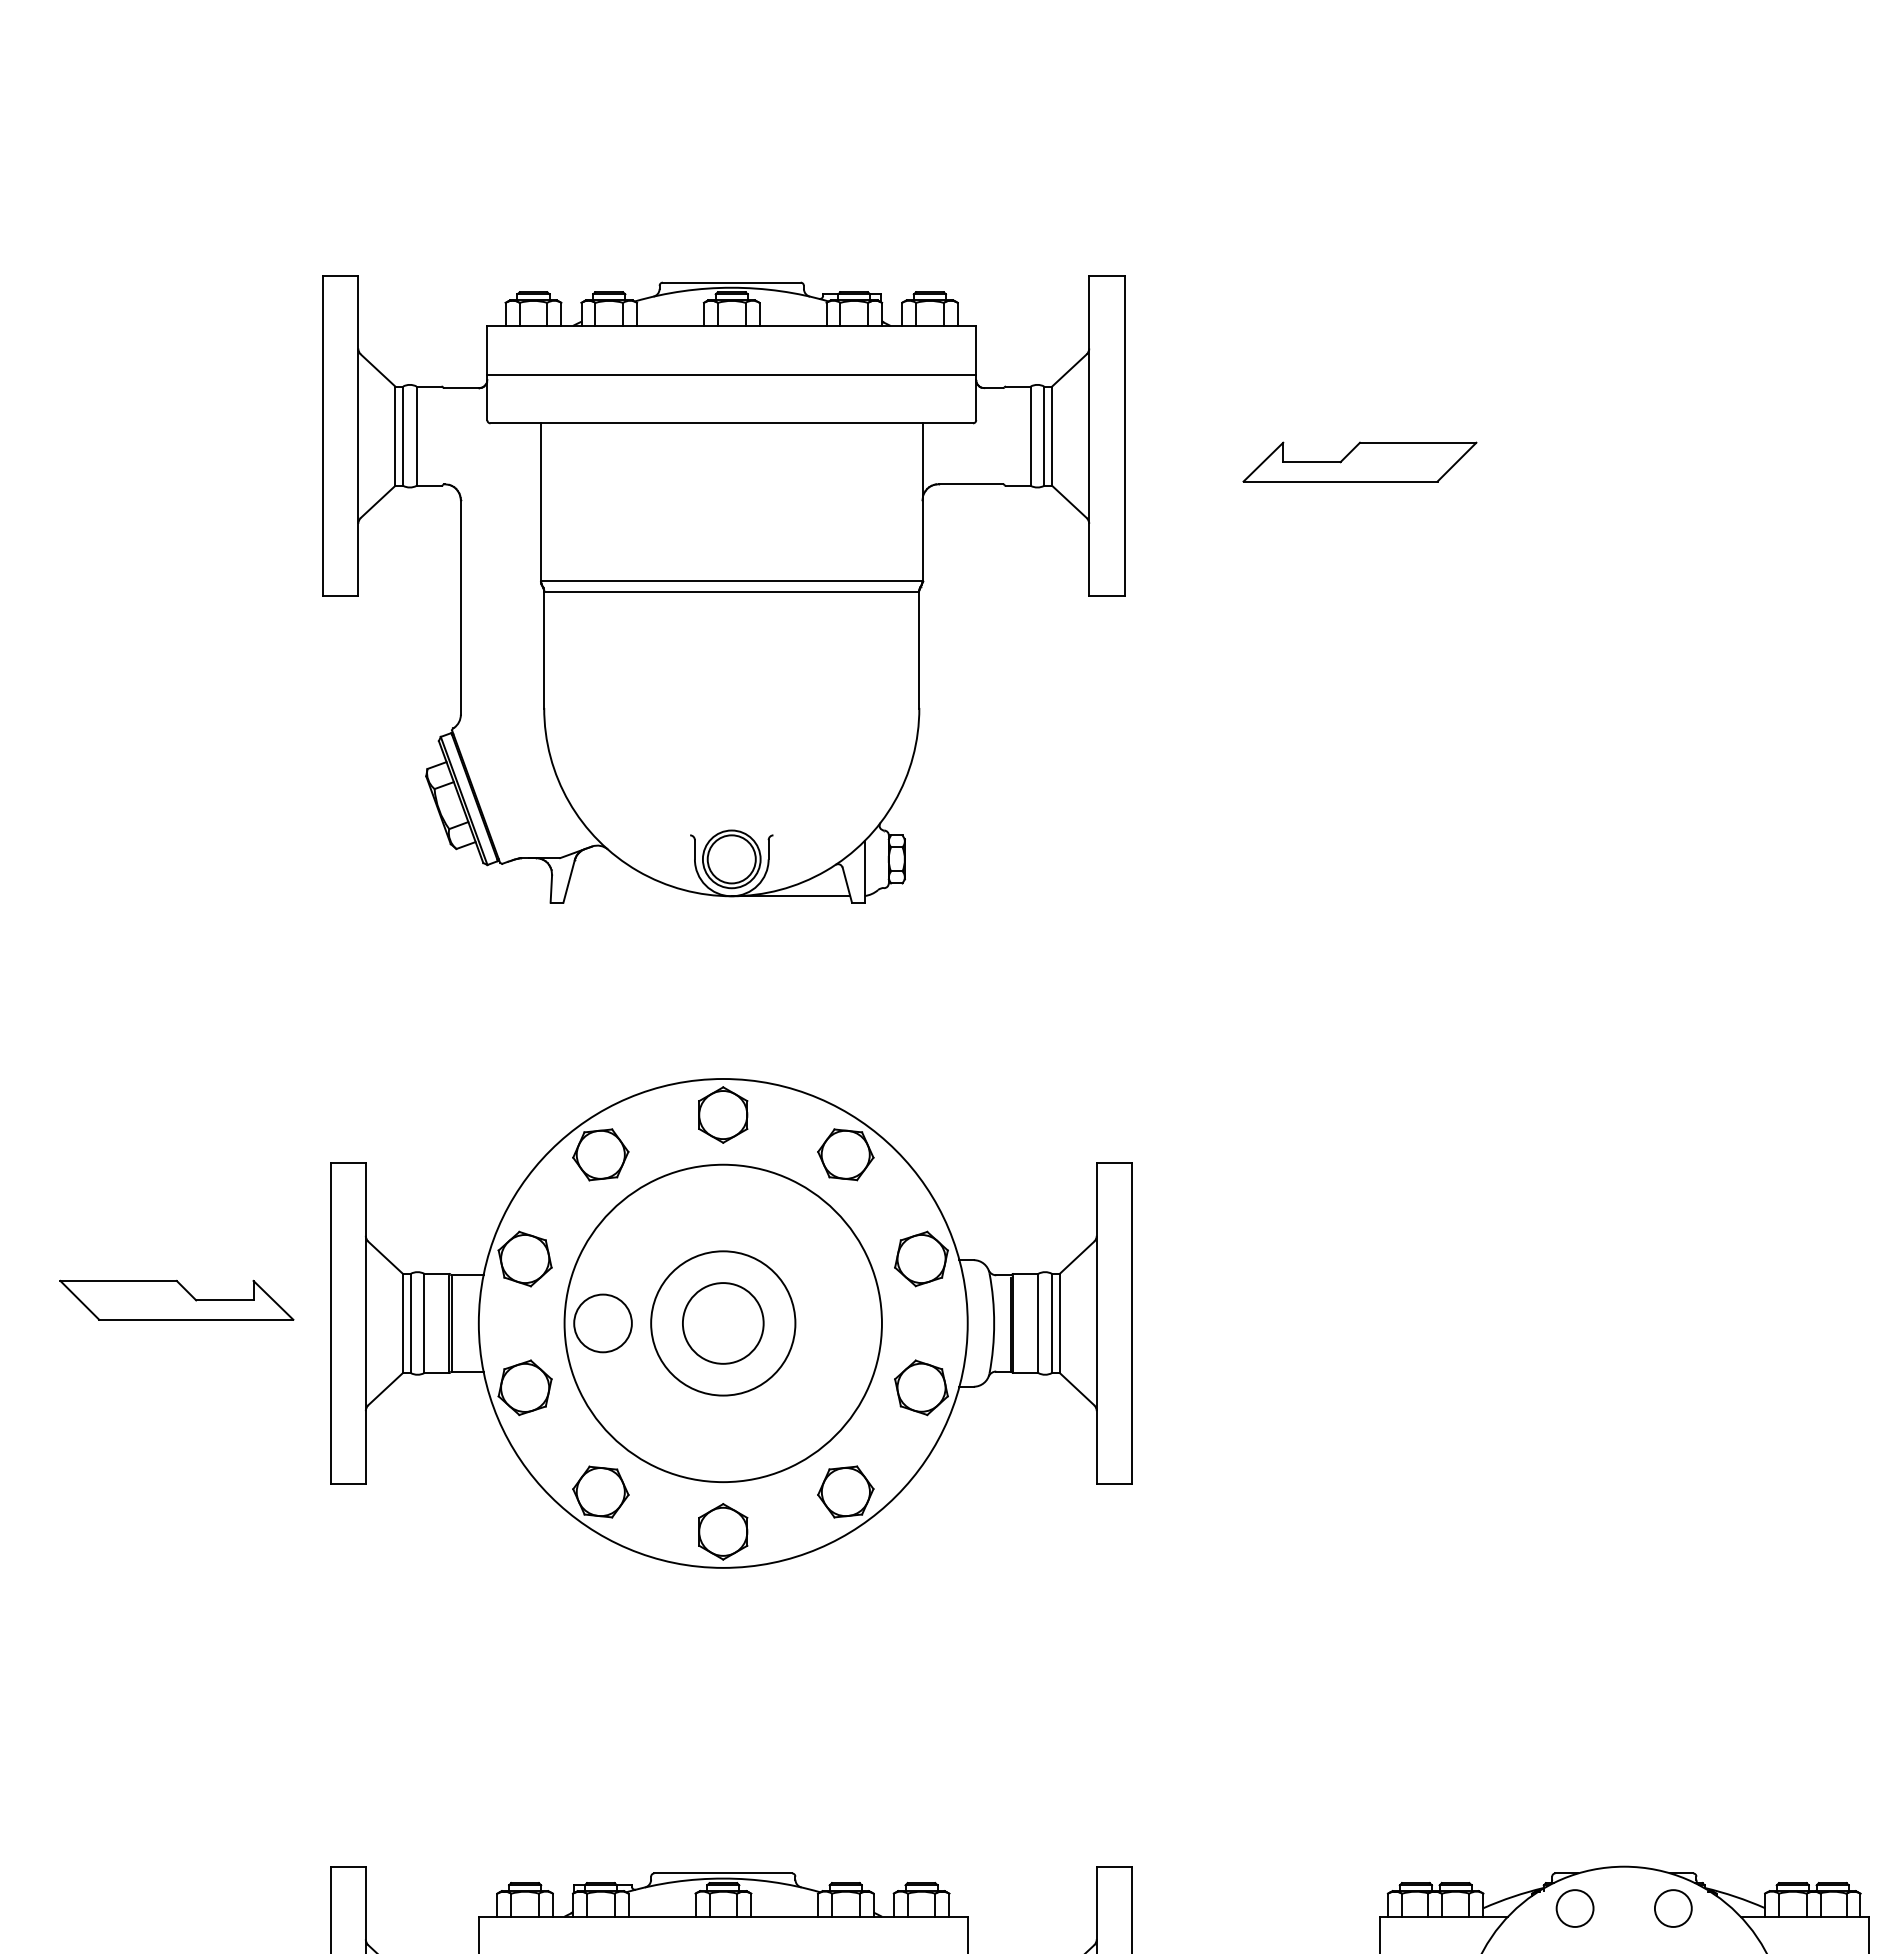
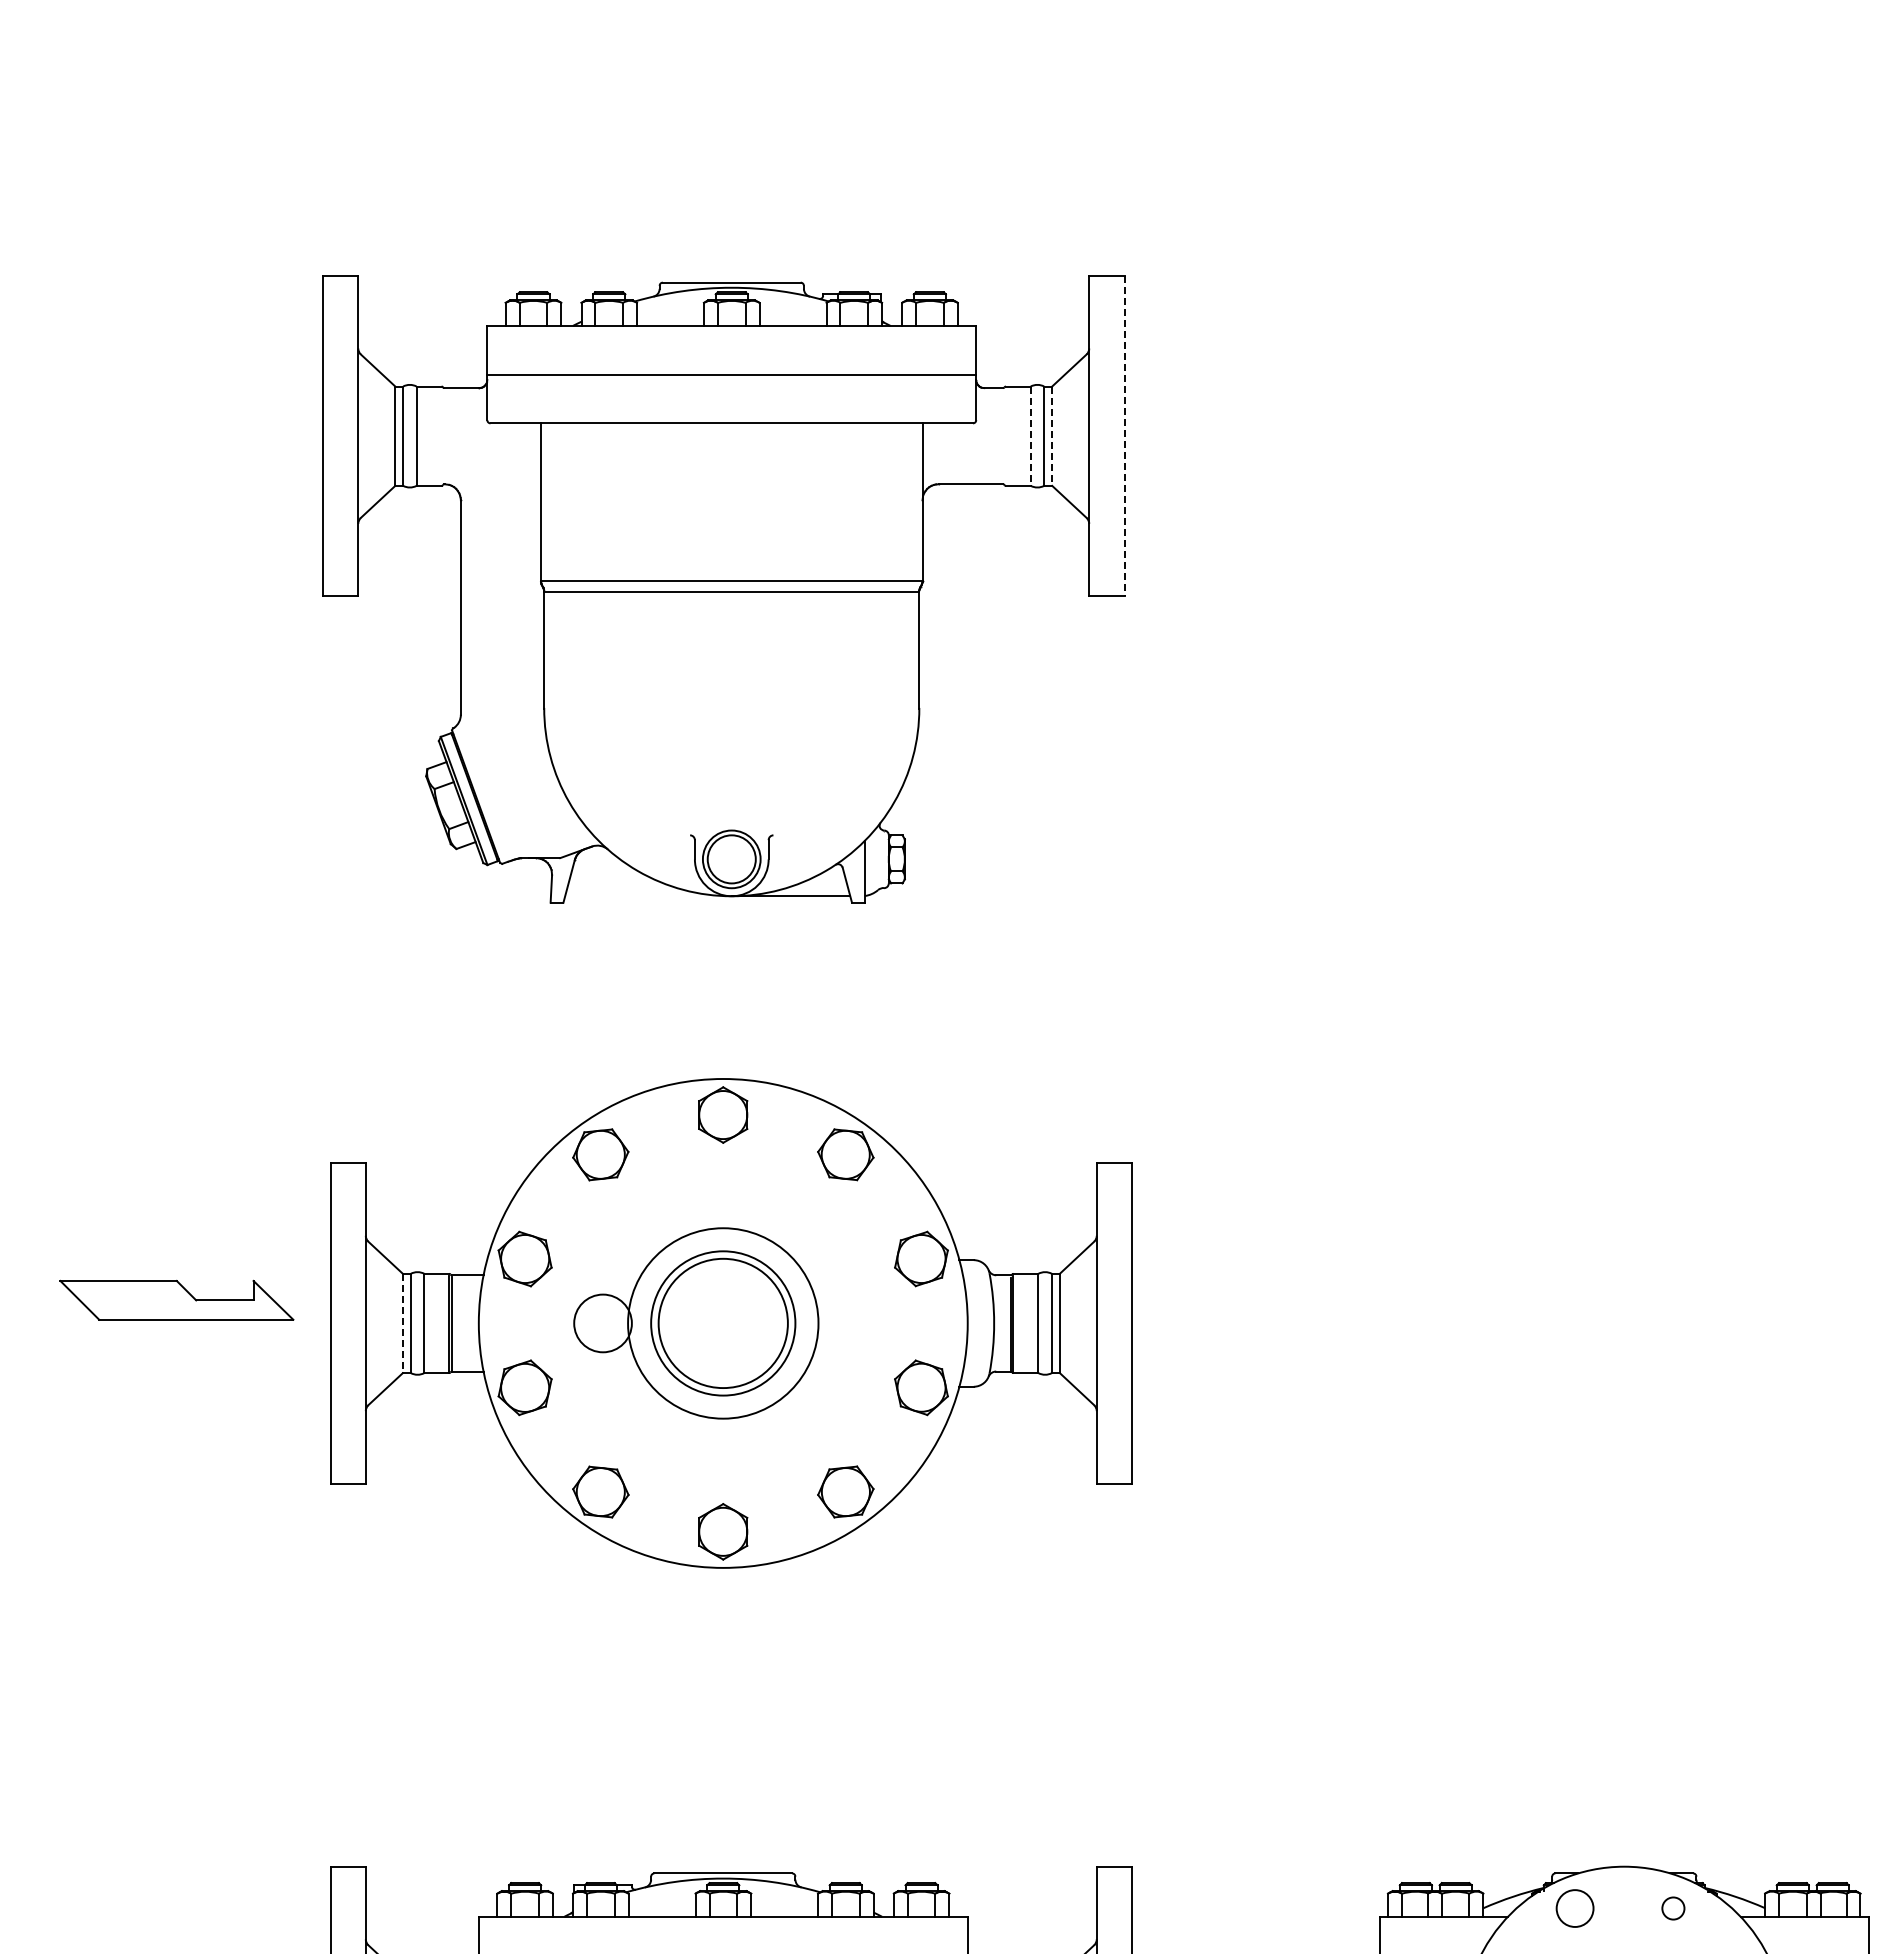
line: solid -> dashed (1030, 436)
line: solid -> dashed (1052, 436)
line: solid -> dashed (1124, 436)
part: present -> none (1359, 461)
line: solid -> dashed (402, 1323)
circle diameter: 317 px -> 190 px (723, 1323)
circle diameter: 81 px -> 129 px (722, 1323)
circle size: 39x39 px -> 25x25 px (1673, 1908)
